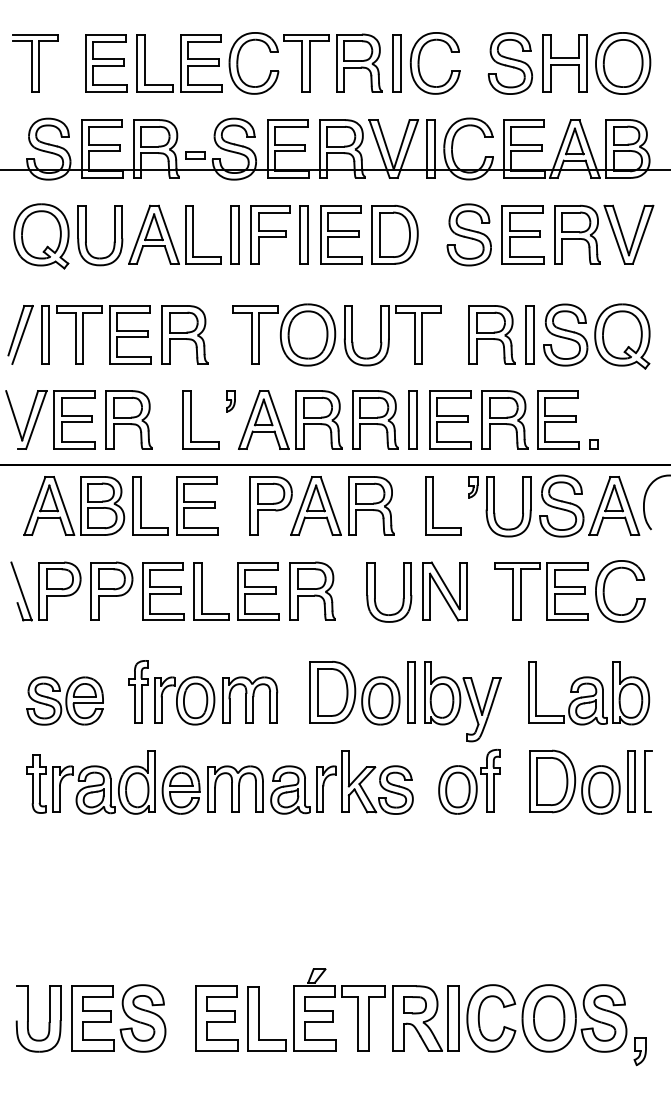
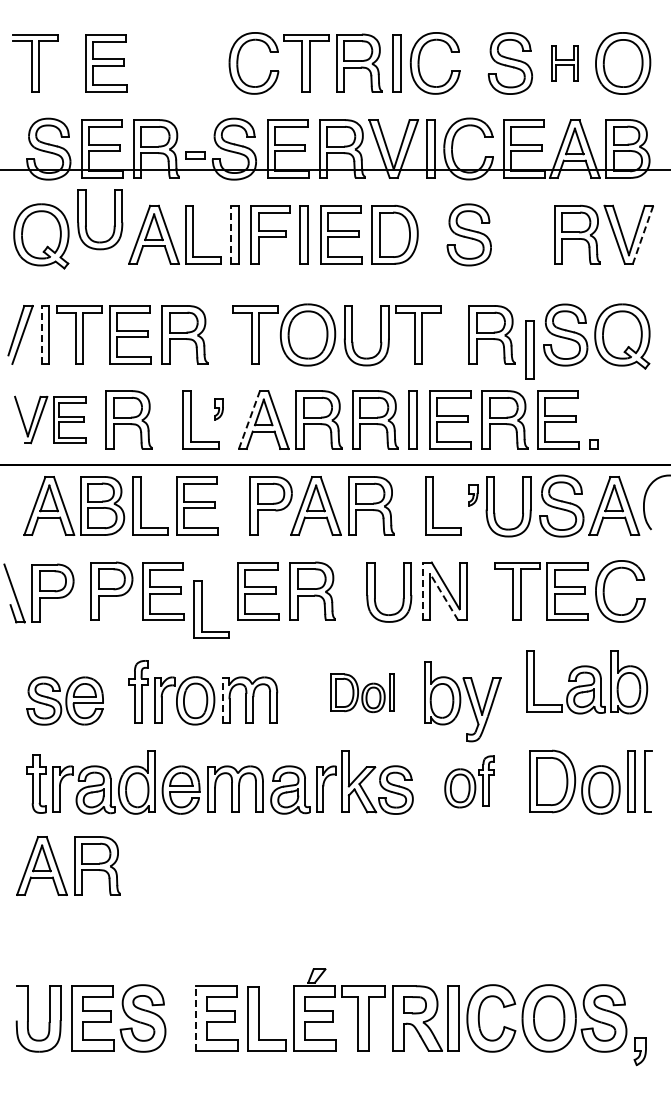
part: present -> none (179, 63)
part size: 46x59 px -> 28x37 px (564, 63)
line: solid -> dashed (230, 234)
part: present -> none (522, 234)
line: solid -> dashed (643, 234)
part position: (86, 235) -> (86, 219) (86, 219)
line: solid -> dashed (41, 334)
part position: (529, 334) -> (529, 349) (529, 349)
part position: (230, 401) -> (218, 409) (218, 409)
part size: 91x60 px -> 73x50 px (50, 419)
line: solid -> dashed (249, 420)
part position: (473, 487) -> (473, 495) (473, 495)
part position: (45, 591) -> (38, 593) (38, 593)
part position: (202, 591) -> (202, 609) (202, 609)
line: solid -> dashed (422, 591)
line: solid -> dashed (443, 596)
part size: 107x65 px -> 65x41 px (362, 693)
part position: (589, 693) -> (587, 682) (587, 682)
line: solid -> dashed (222, 700)
part size: 63x66 px -> 51x54 px (469, 781)
part: none -> present (68, 865)
line: solid -> dashed (196, 1017)
